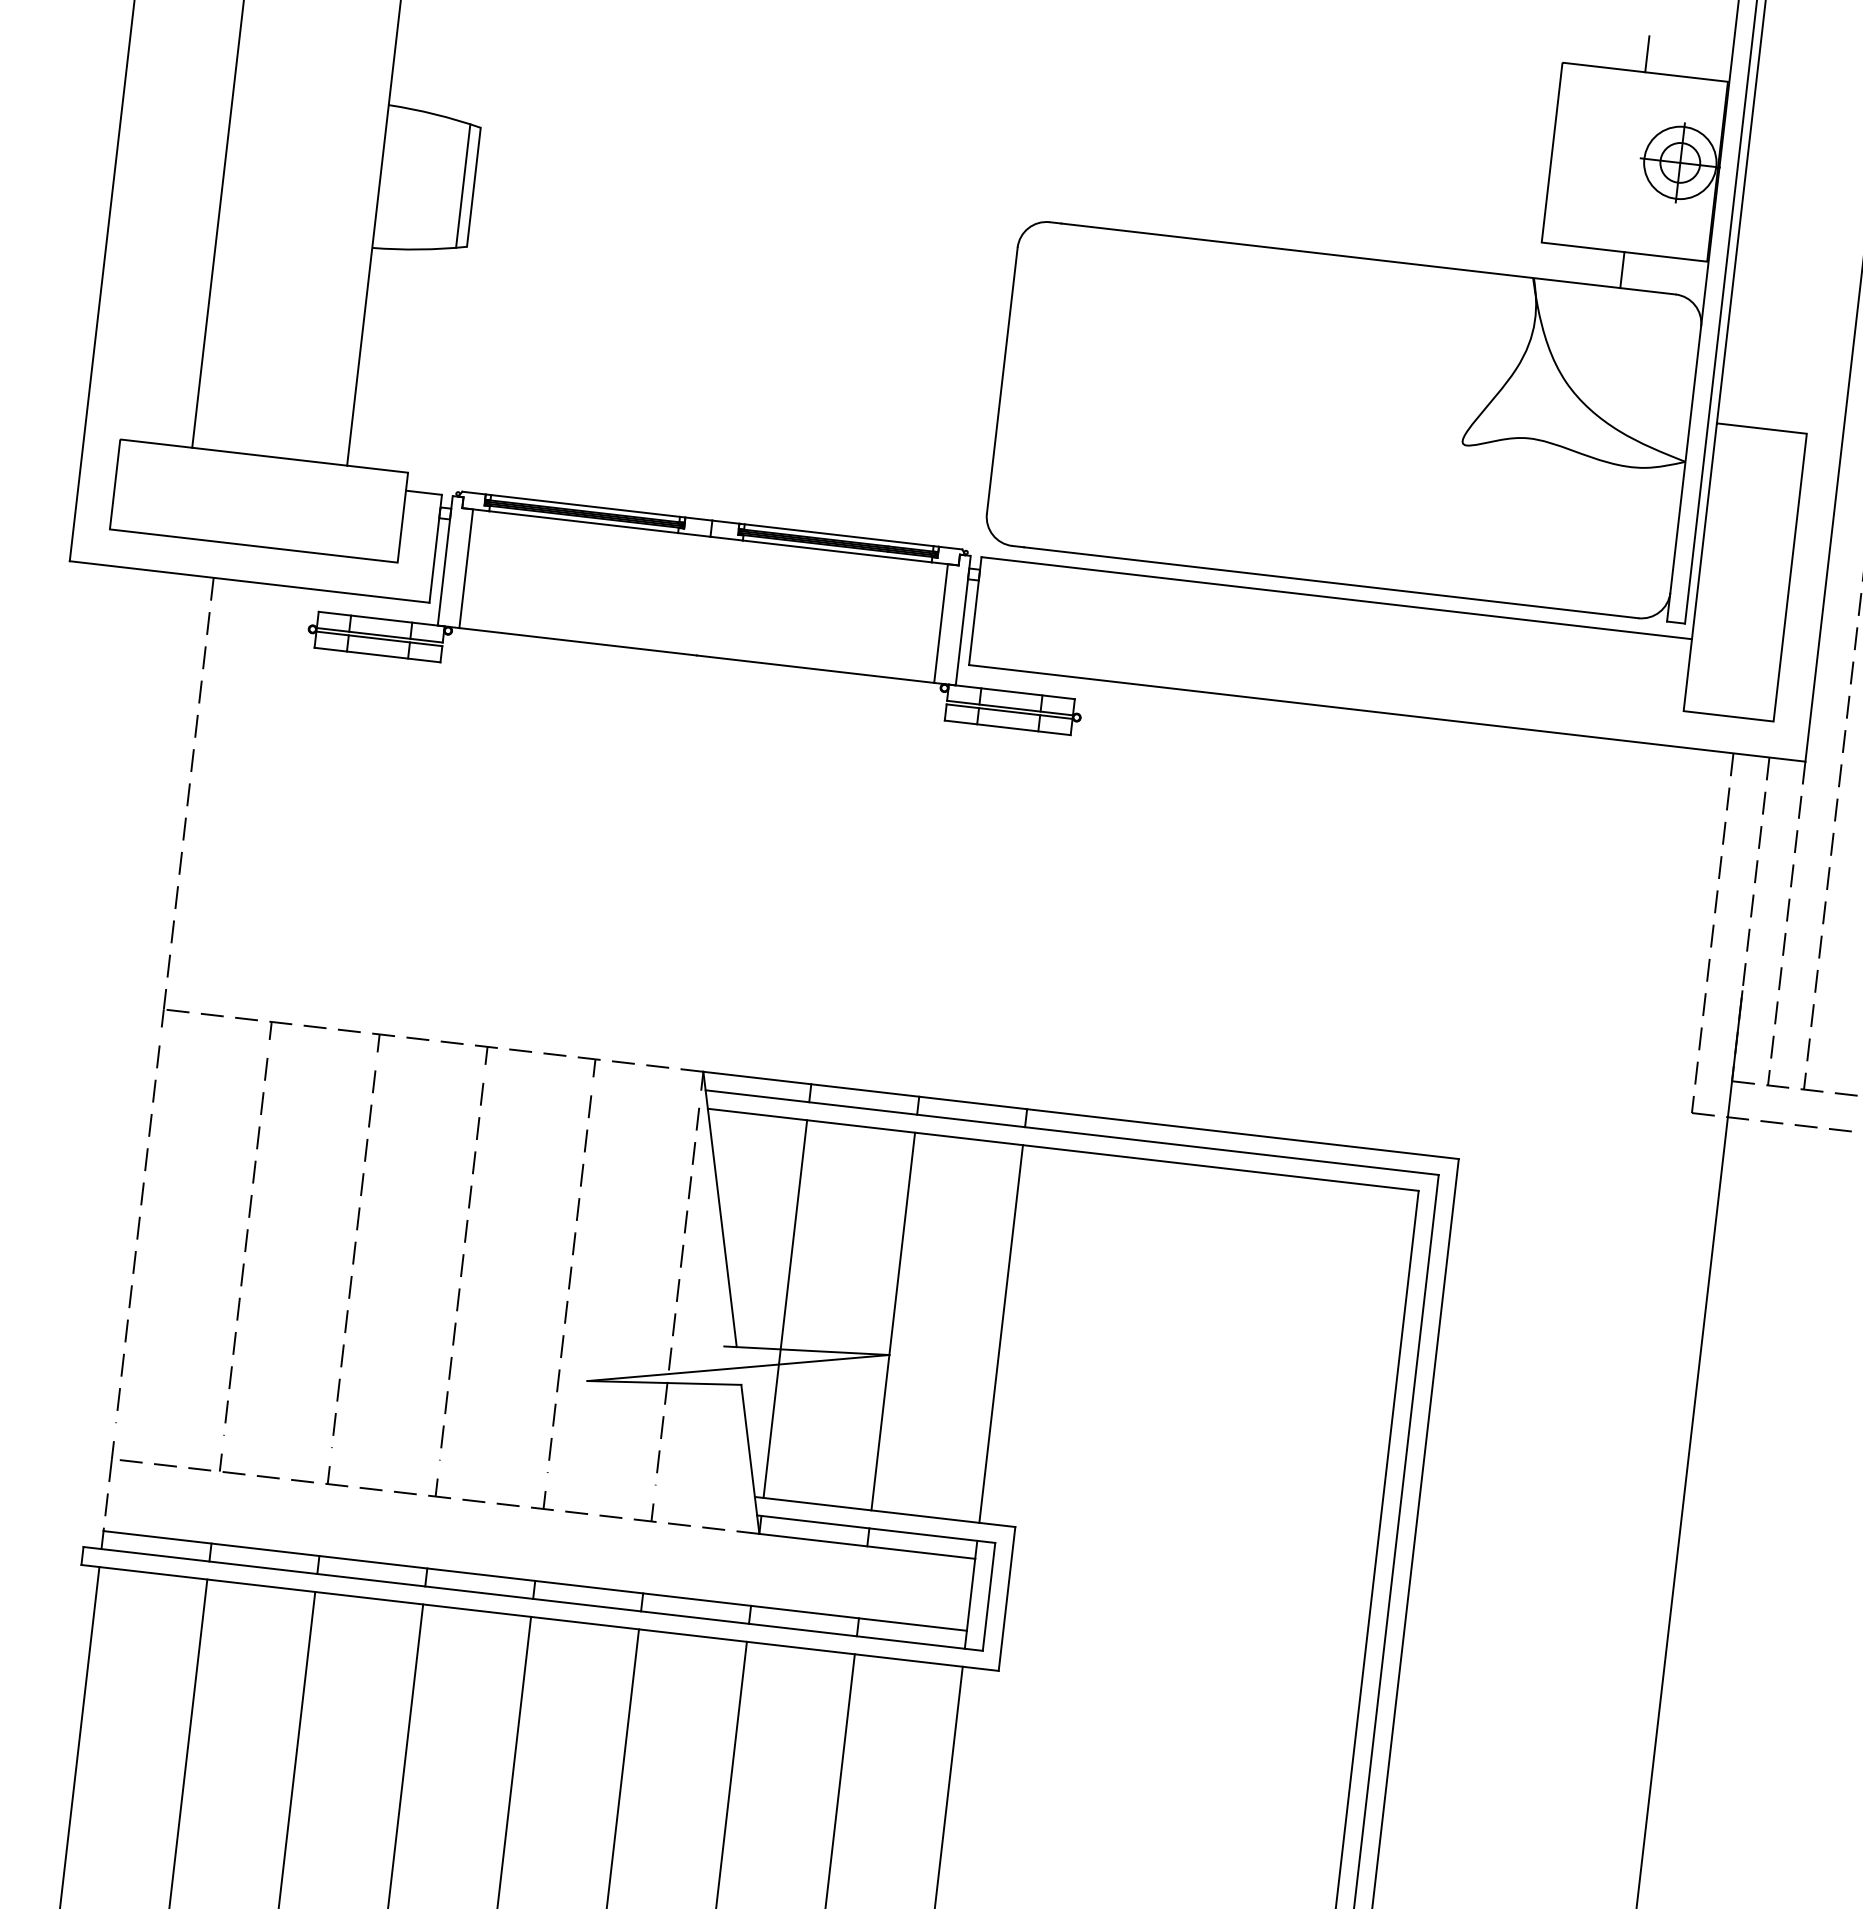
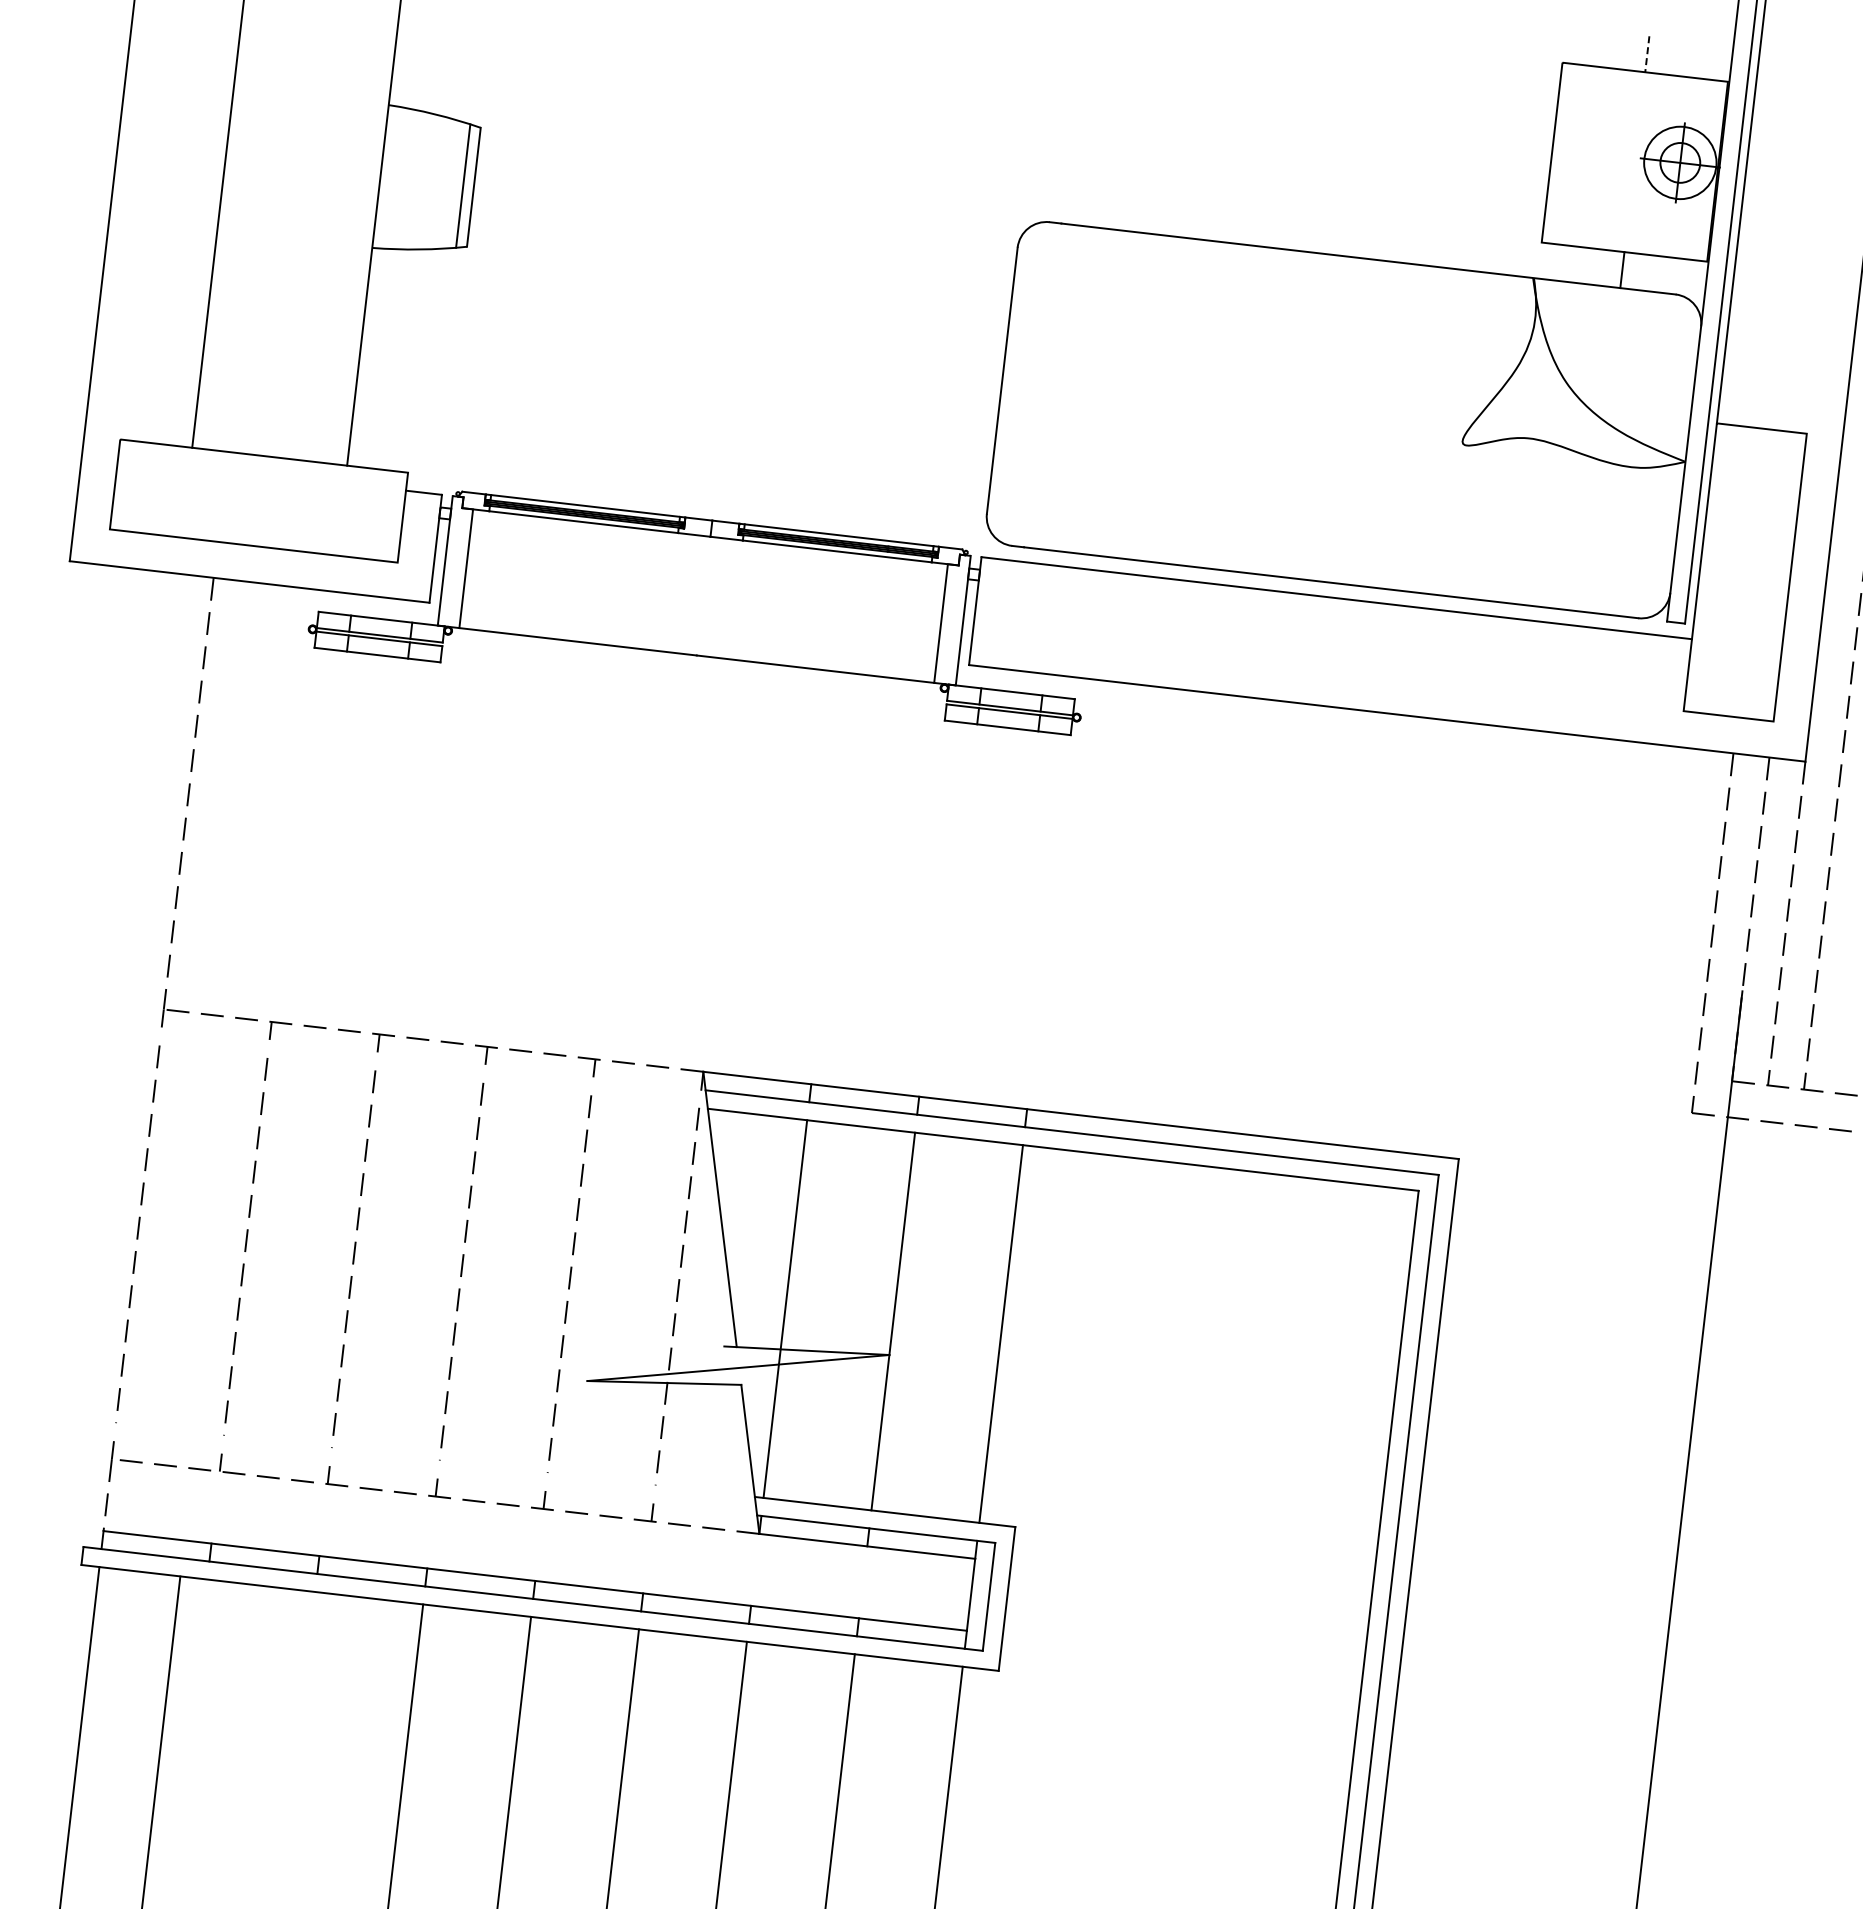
line: solid -> dashed (1647, 54)
line position: (188, 1742) -> (161, 1740) (161, 1740)
line: present -> none (297, 1748)
